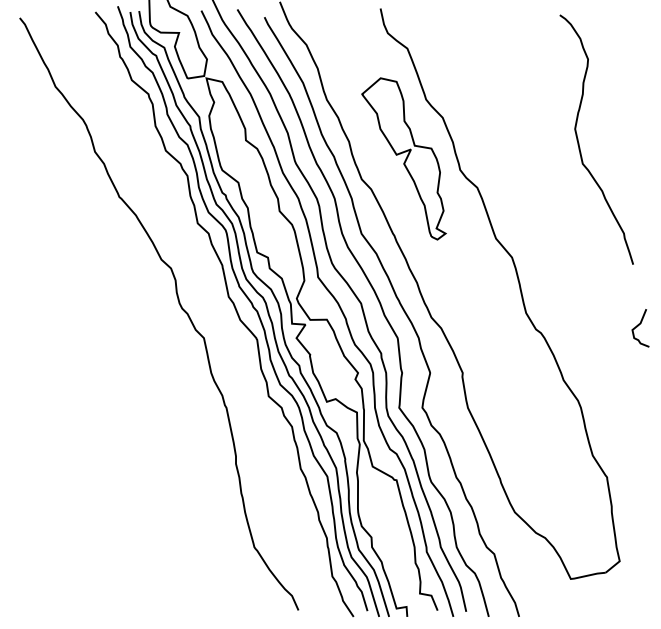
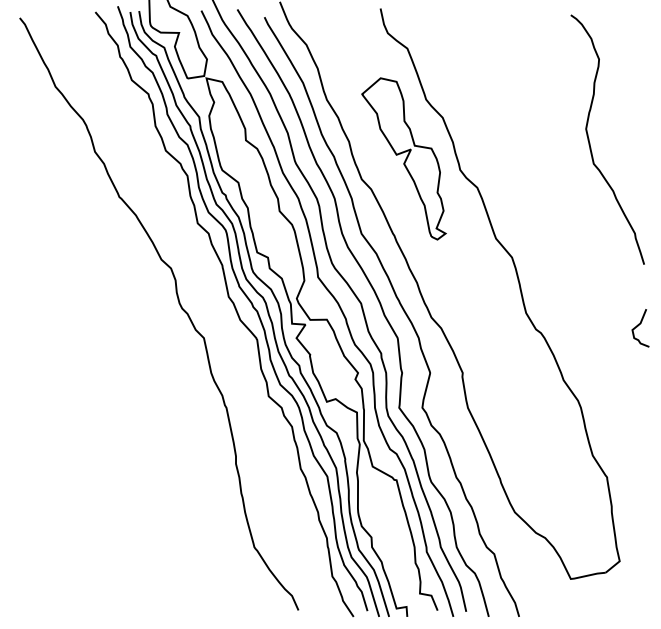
curve position: (579, 142) -> (590, 142) (590, 142)
